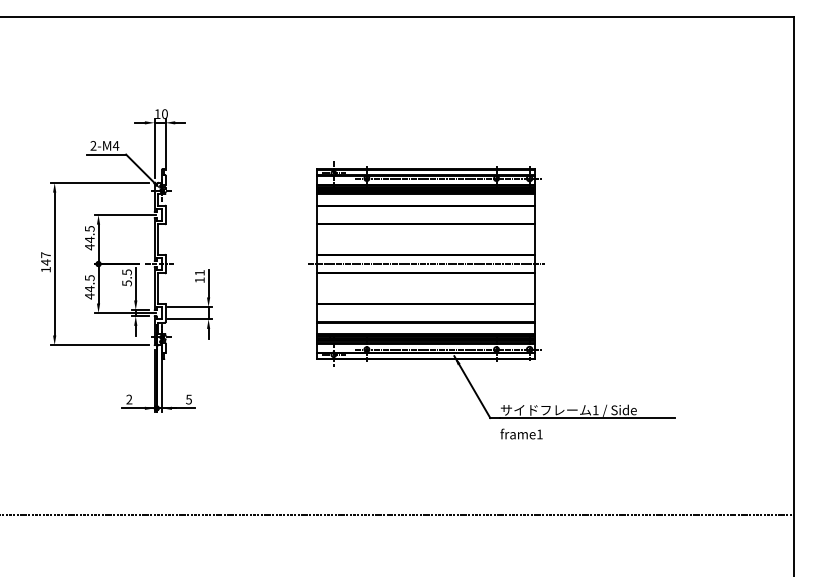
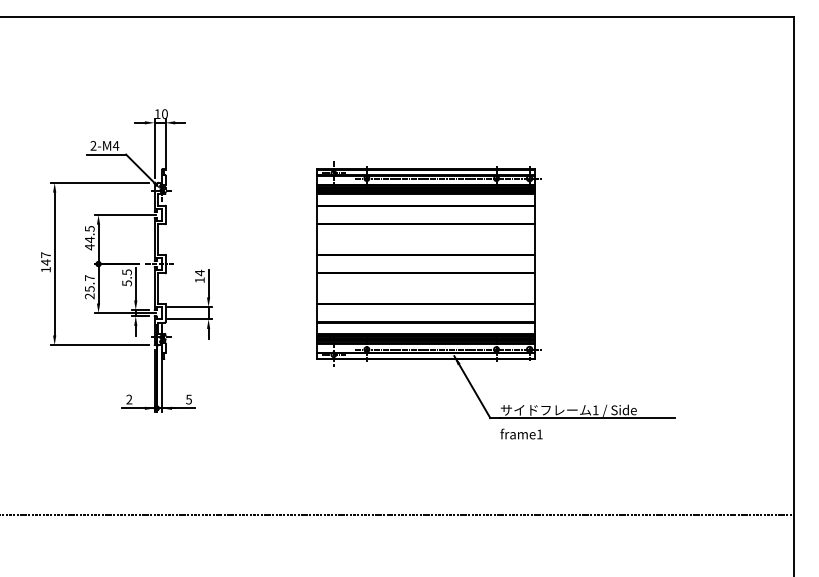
line: present -> none (425, 264)
text: 11 -> 14 (199, 272)
text: 44.5 -> 25.7 (89, 287)
